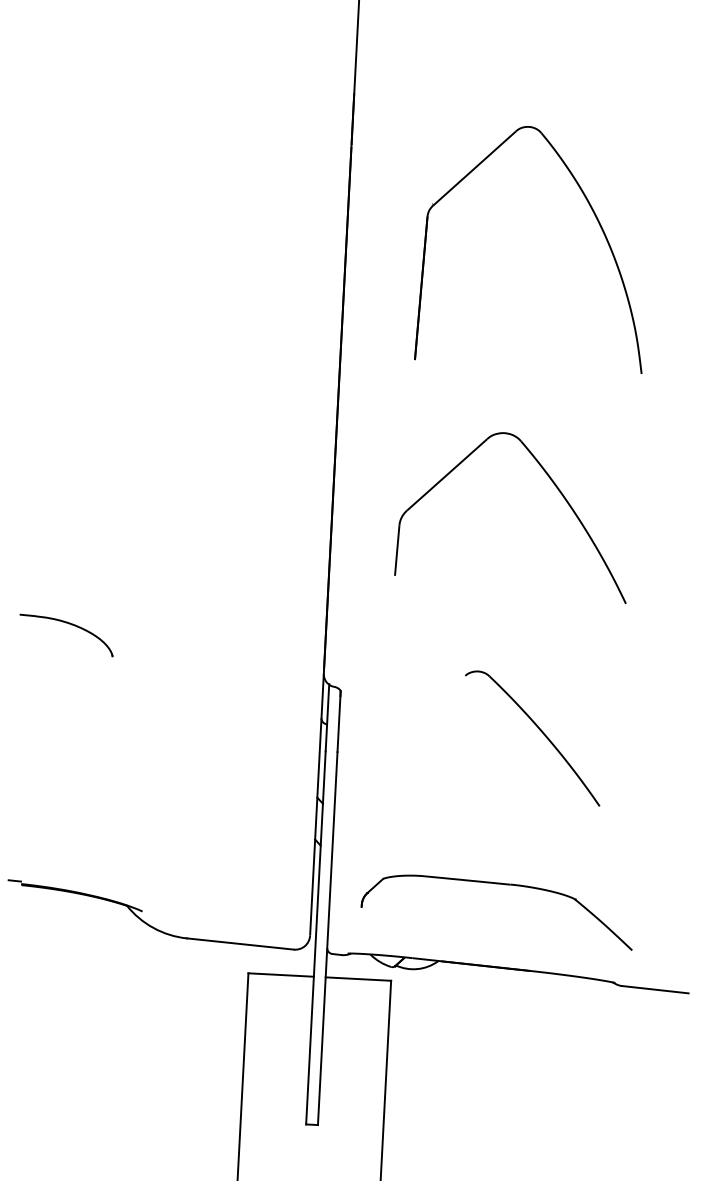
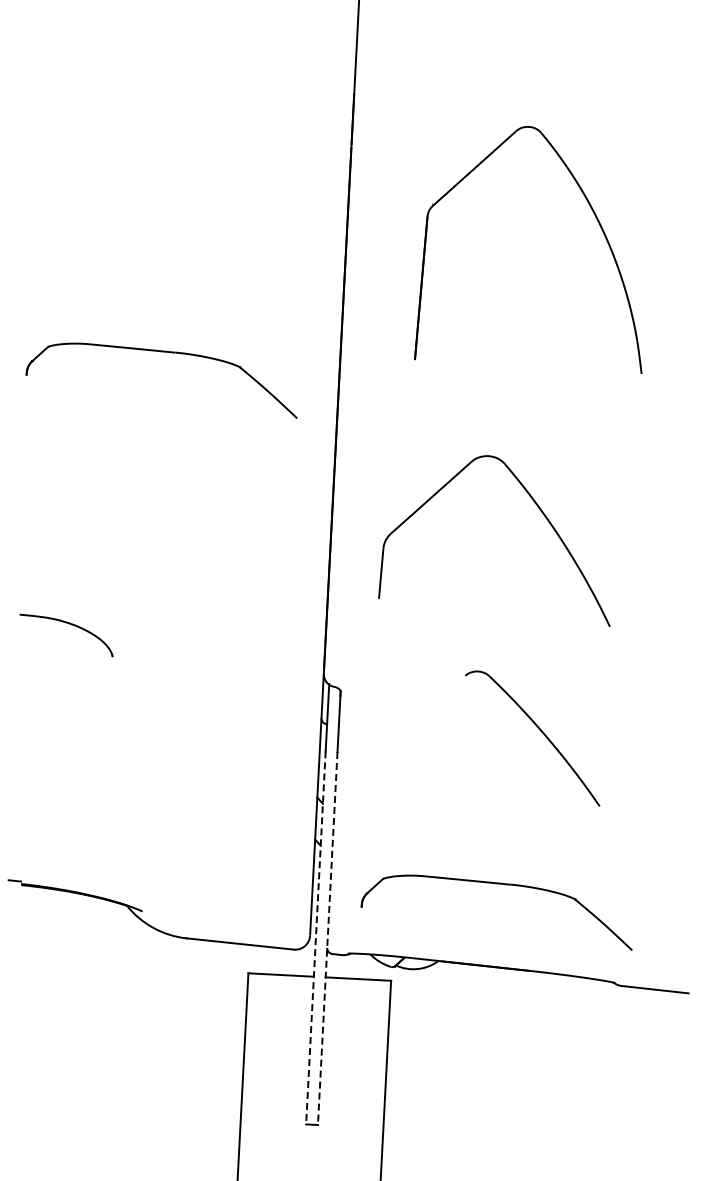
part: none -> present (161, 352)
part position: (556, 488) -> (540, 511) (540, 511)
line: solid -> dashed (315, 937)
line: solid -> dashed (327, 938)
